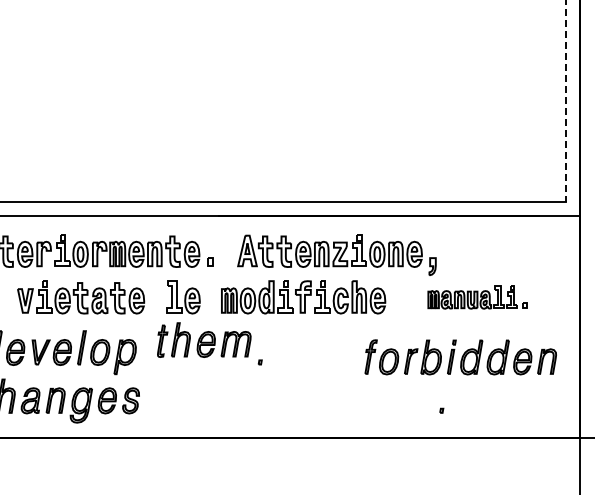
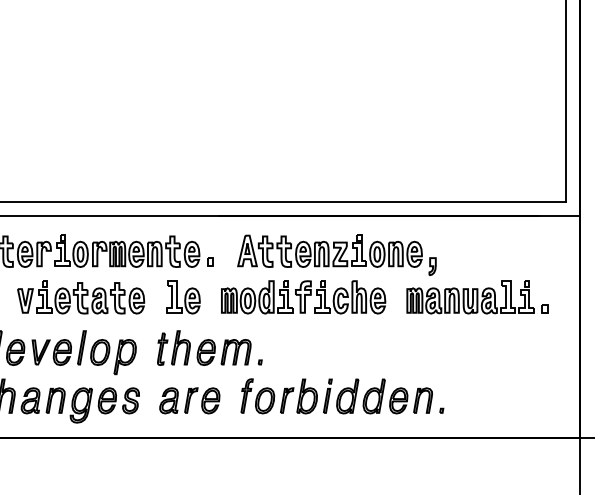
line: dashed -> solid (566, 101)
part size: 101x25 px -> 143x35 px (477, 297)
part position: (204, 339) -> (204, 347) (204, 347)
part position: (460, 357) -> (336, 396) (336, 396)
part: none -> present (189, 400)
